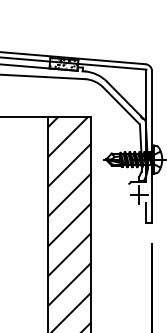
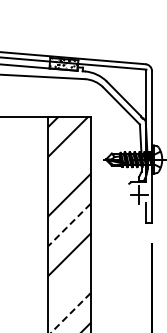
line: present -> none (69, 165)
line: solid -> dashed (69, 224)
line: present -> none (69, 284)
line: solid -> dashed (70, 312)
